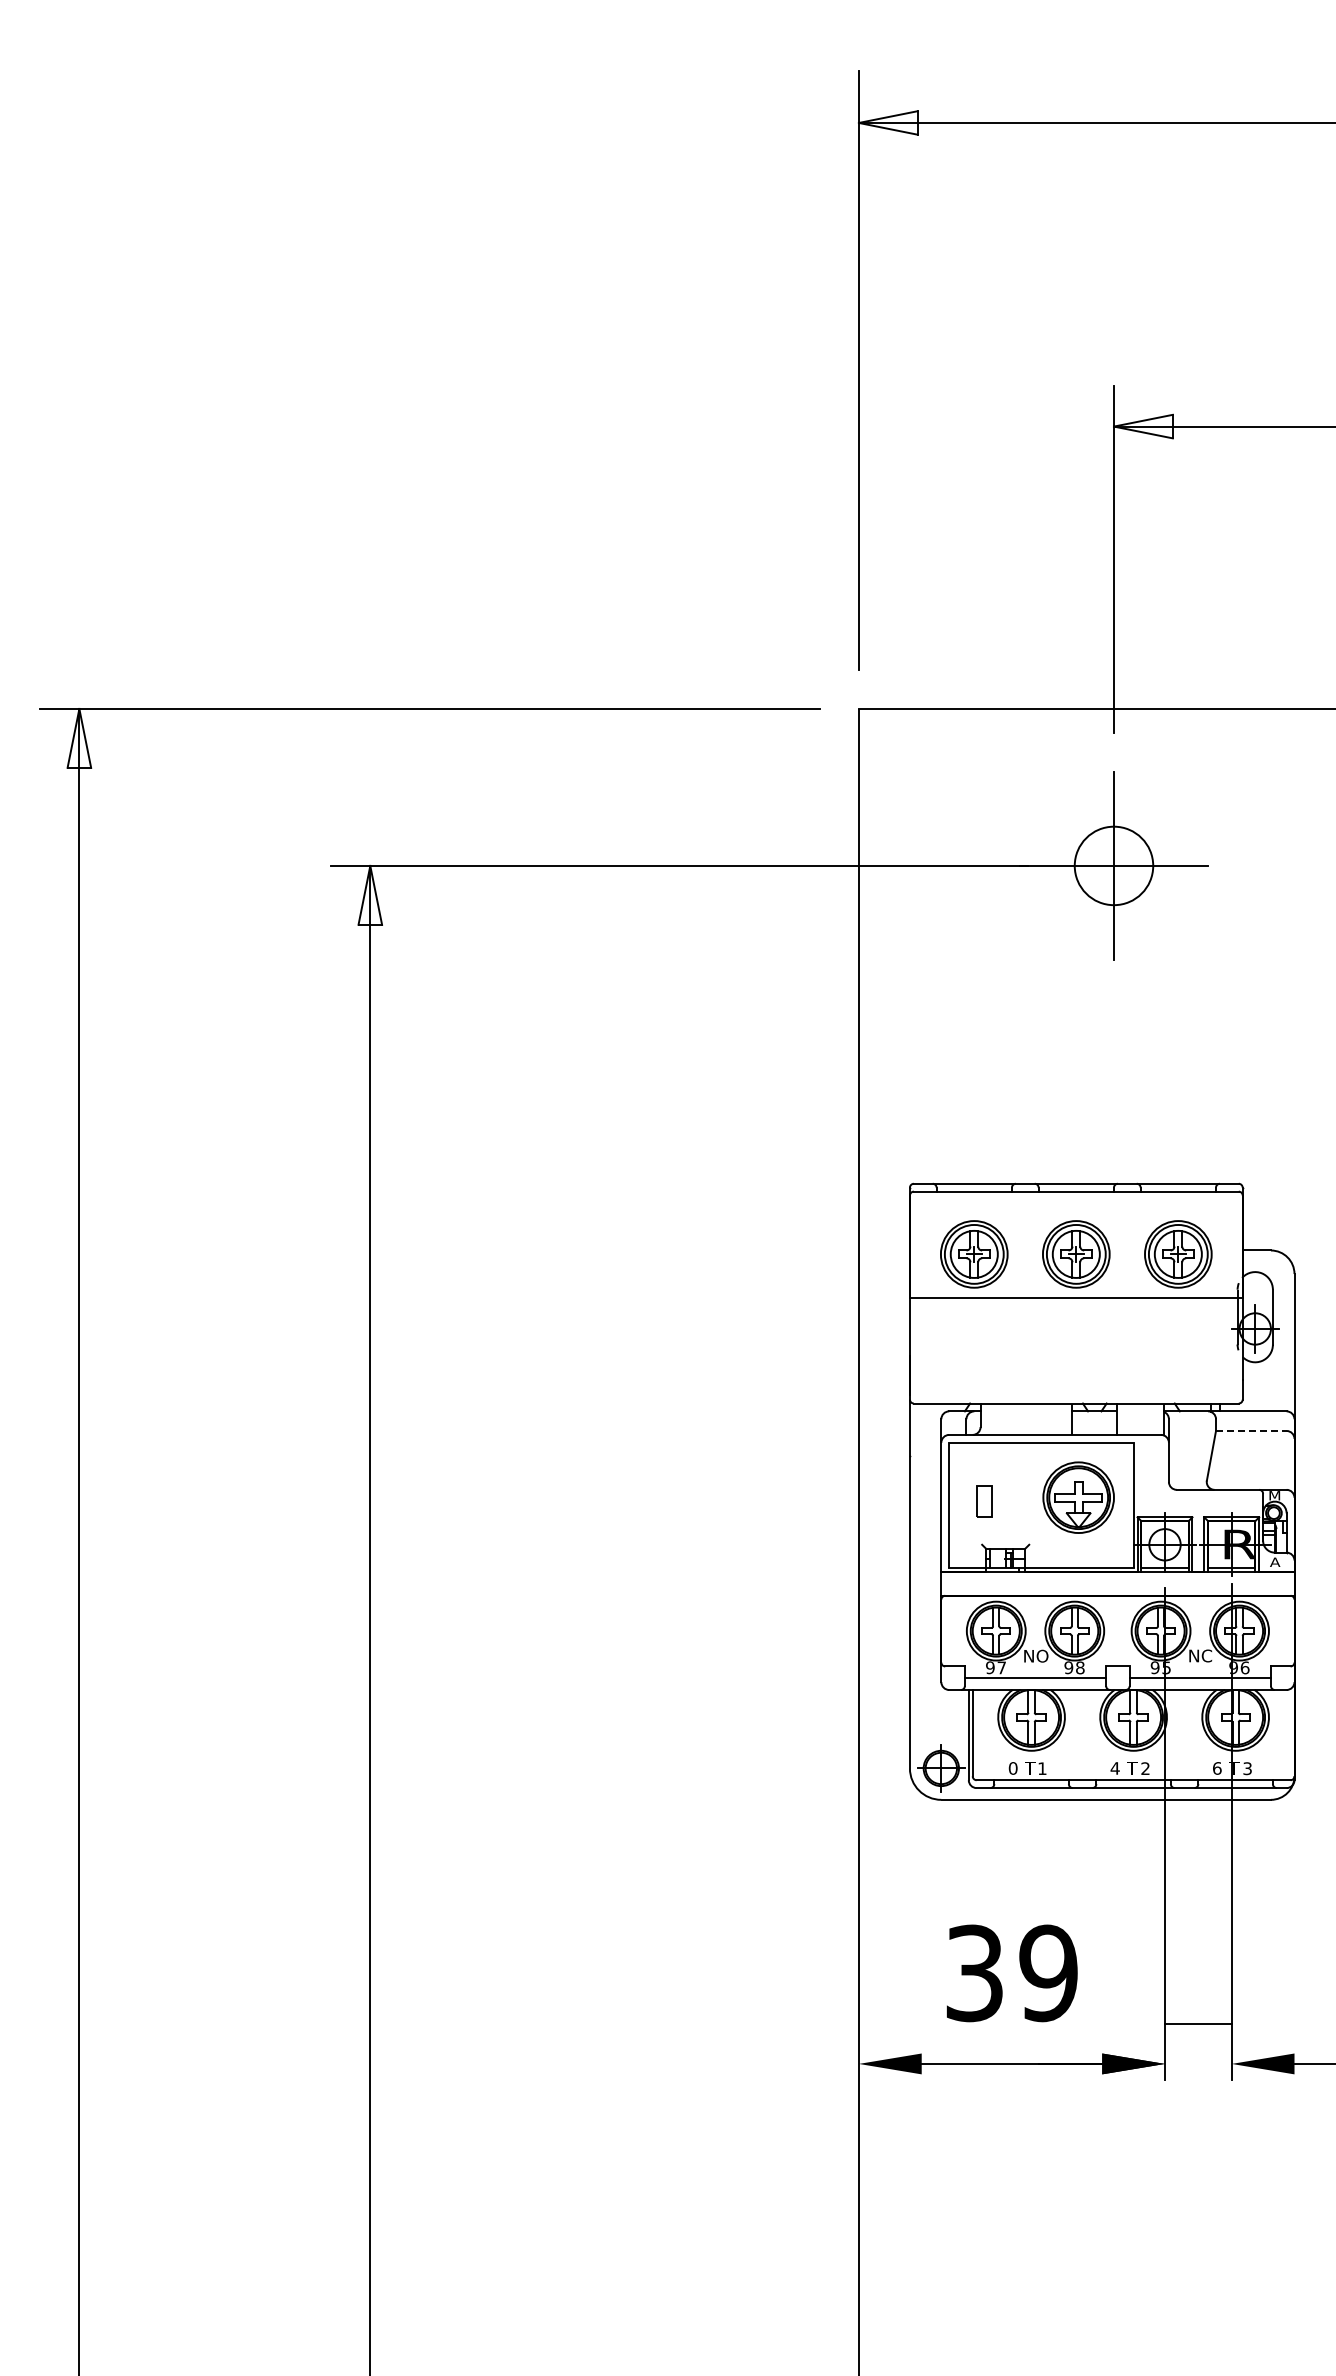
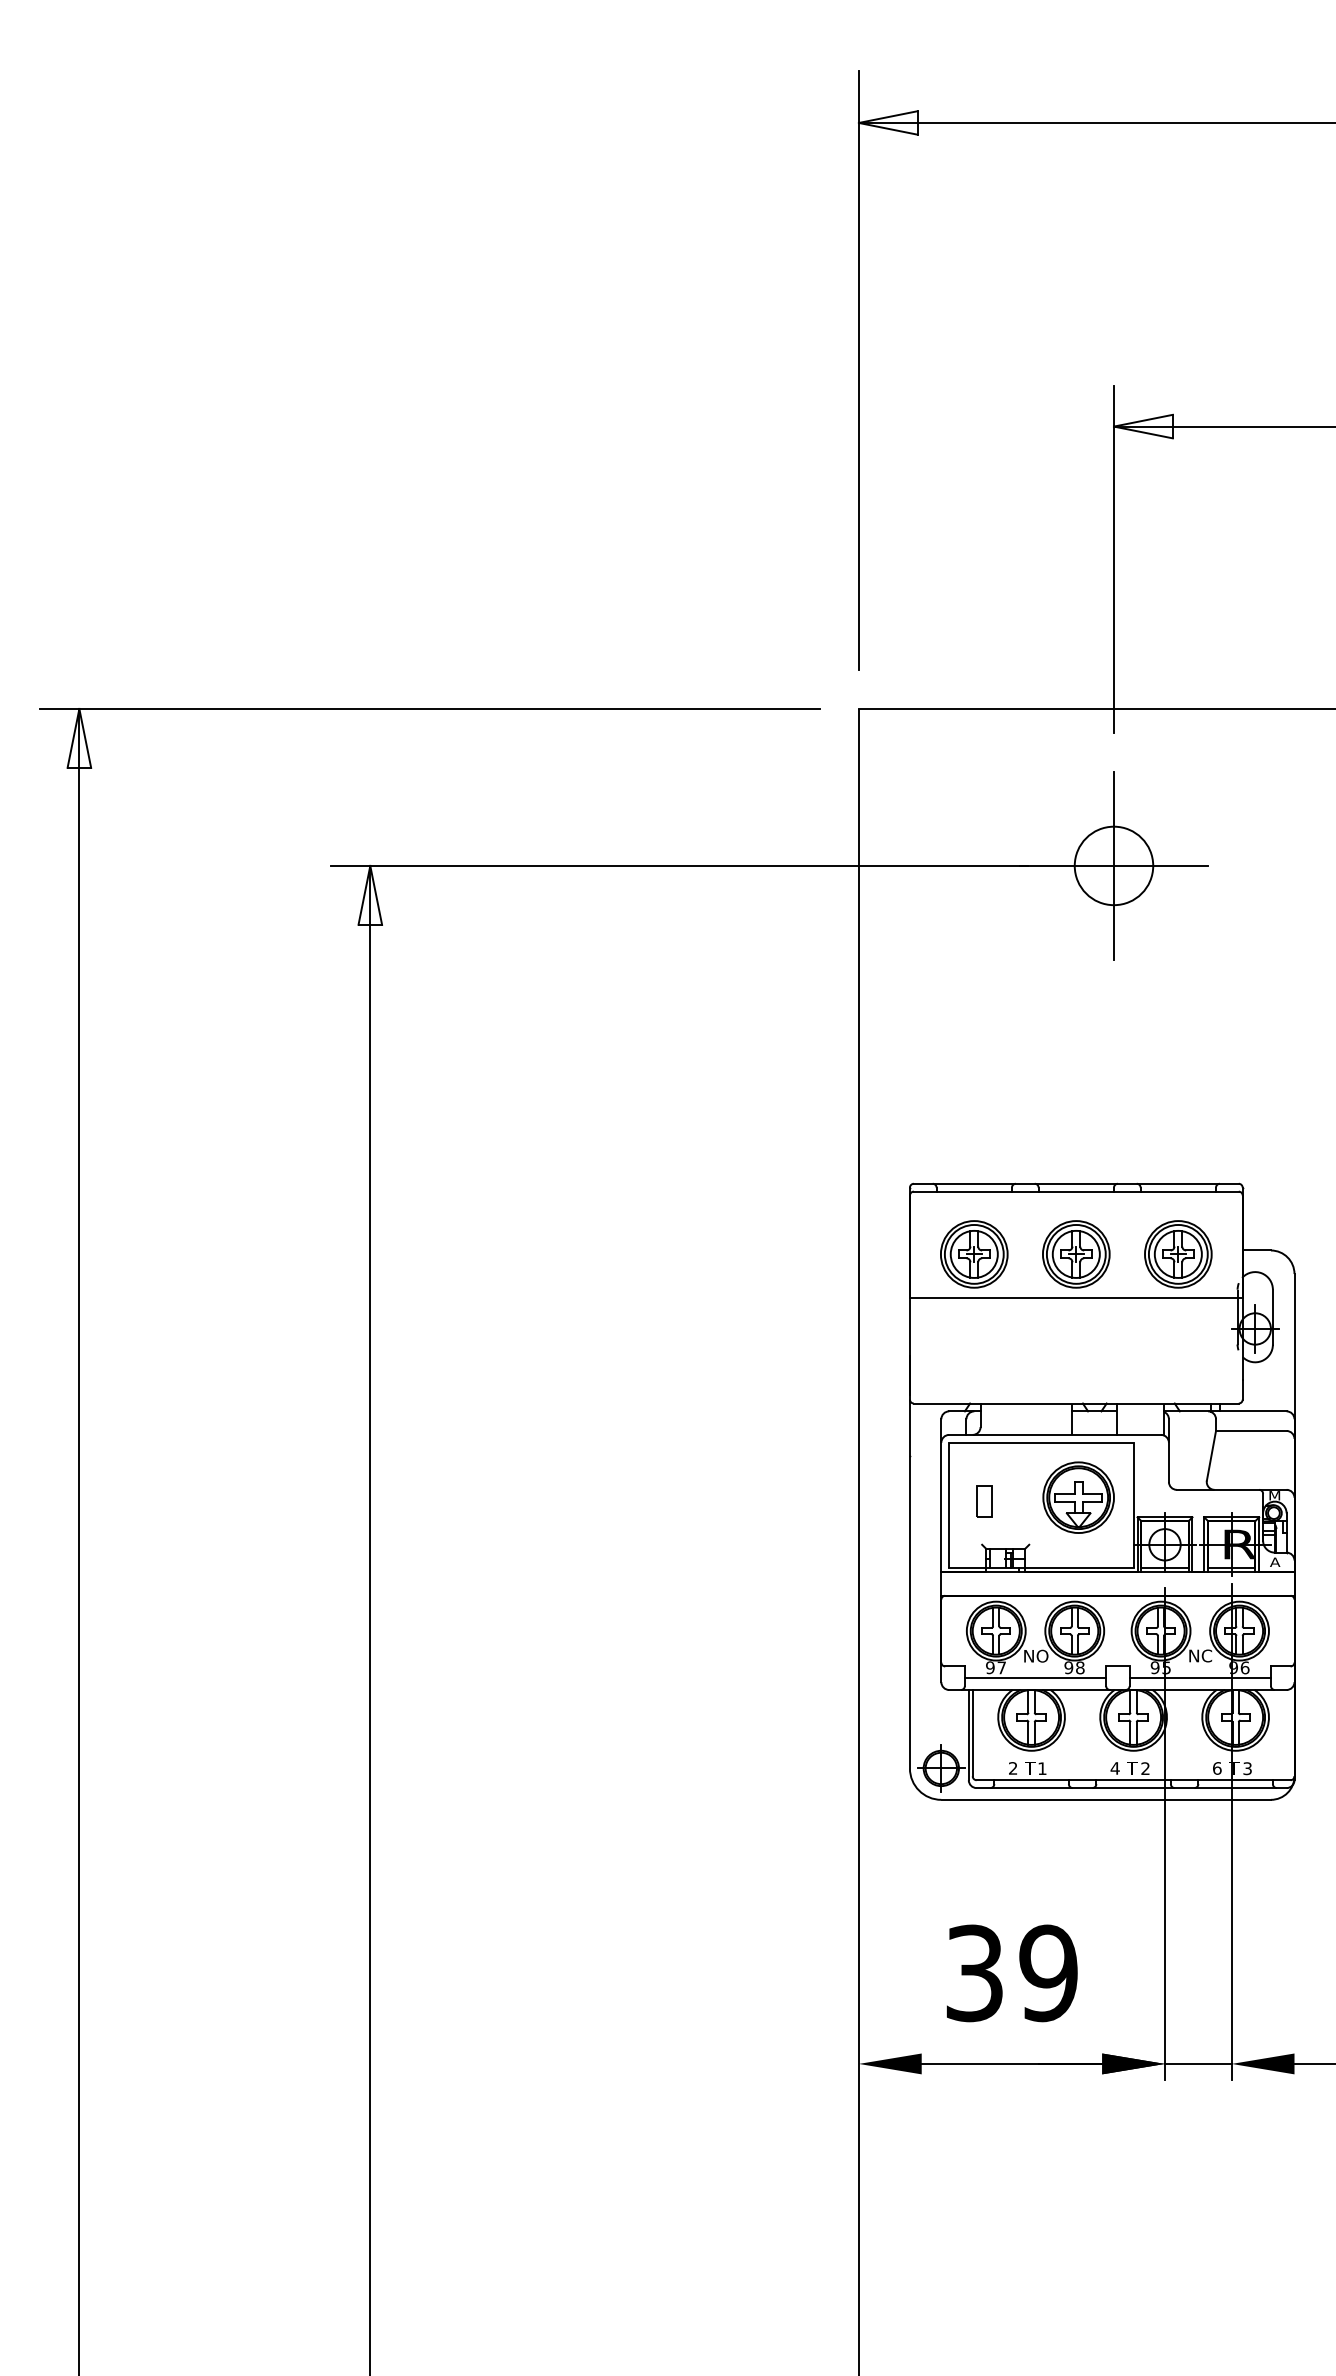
line: dashed -> solid (1251, 1431)
text: 0 -> 2 (1012, 1768)
line position: (1198, 2023) -> (1198, 2063) (1198, 2063)
